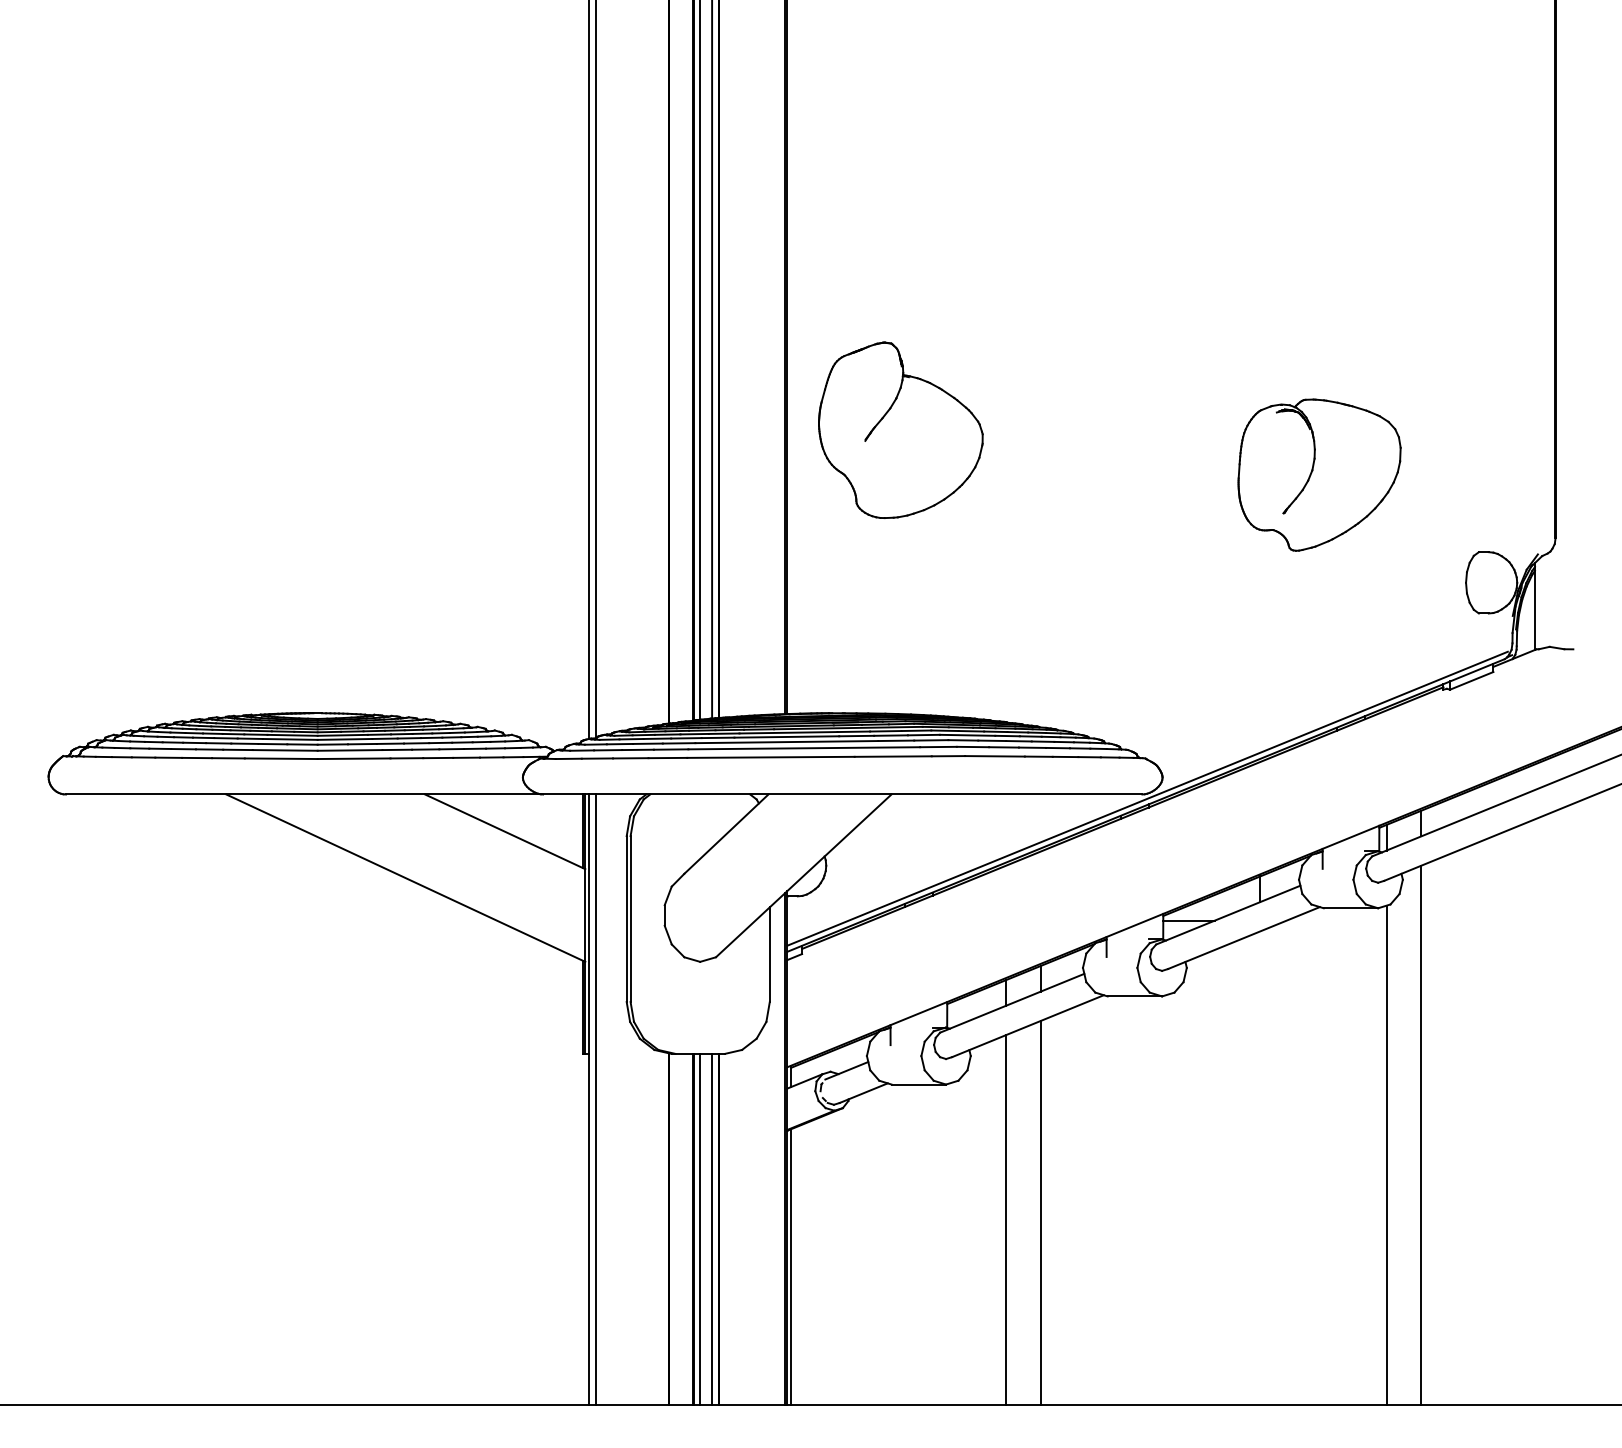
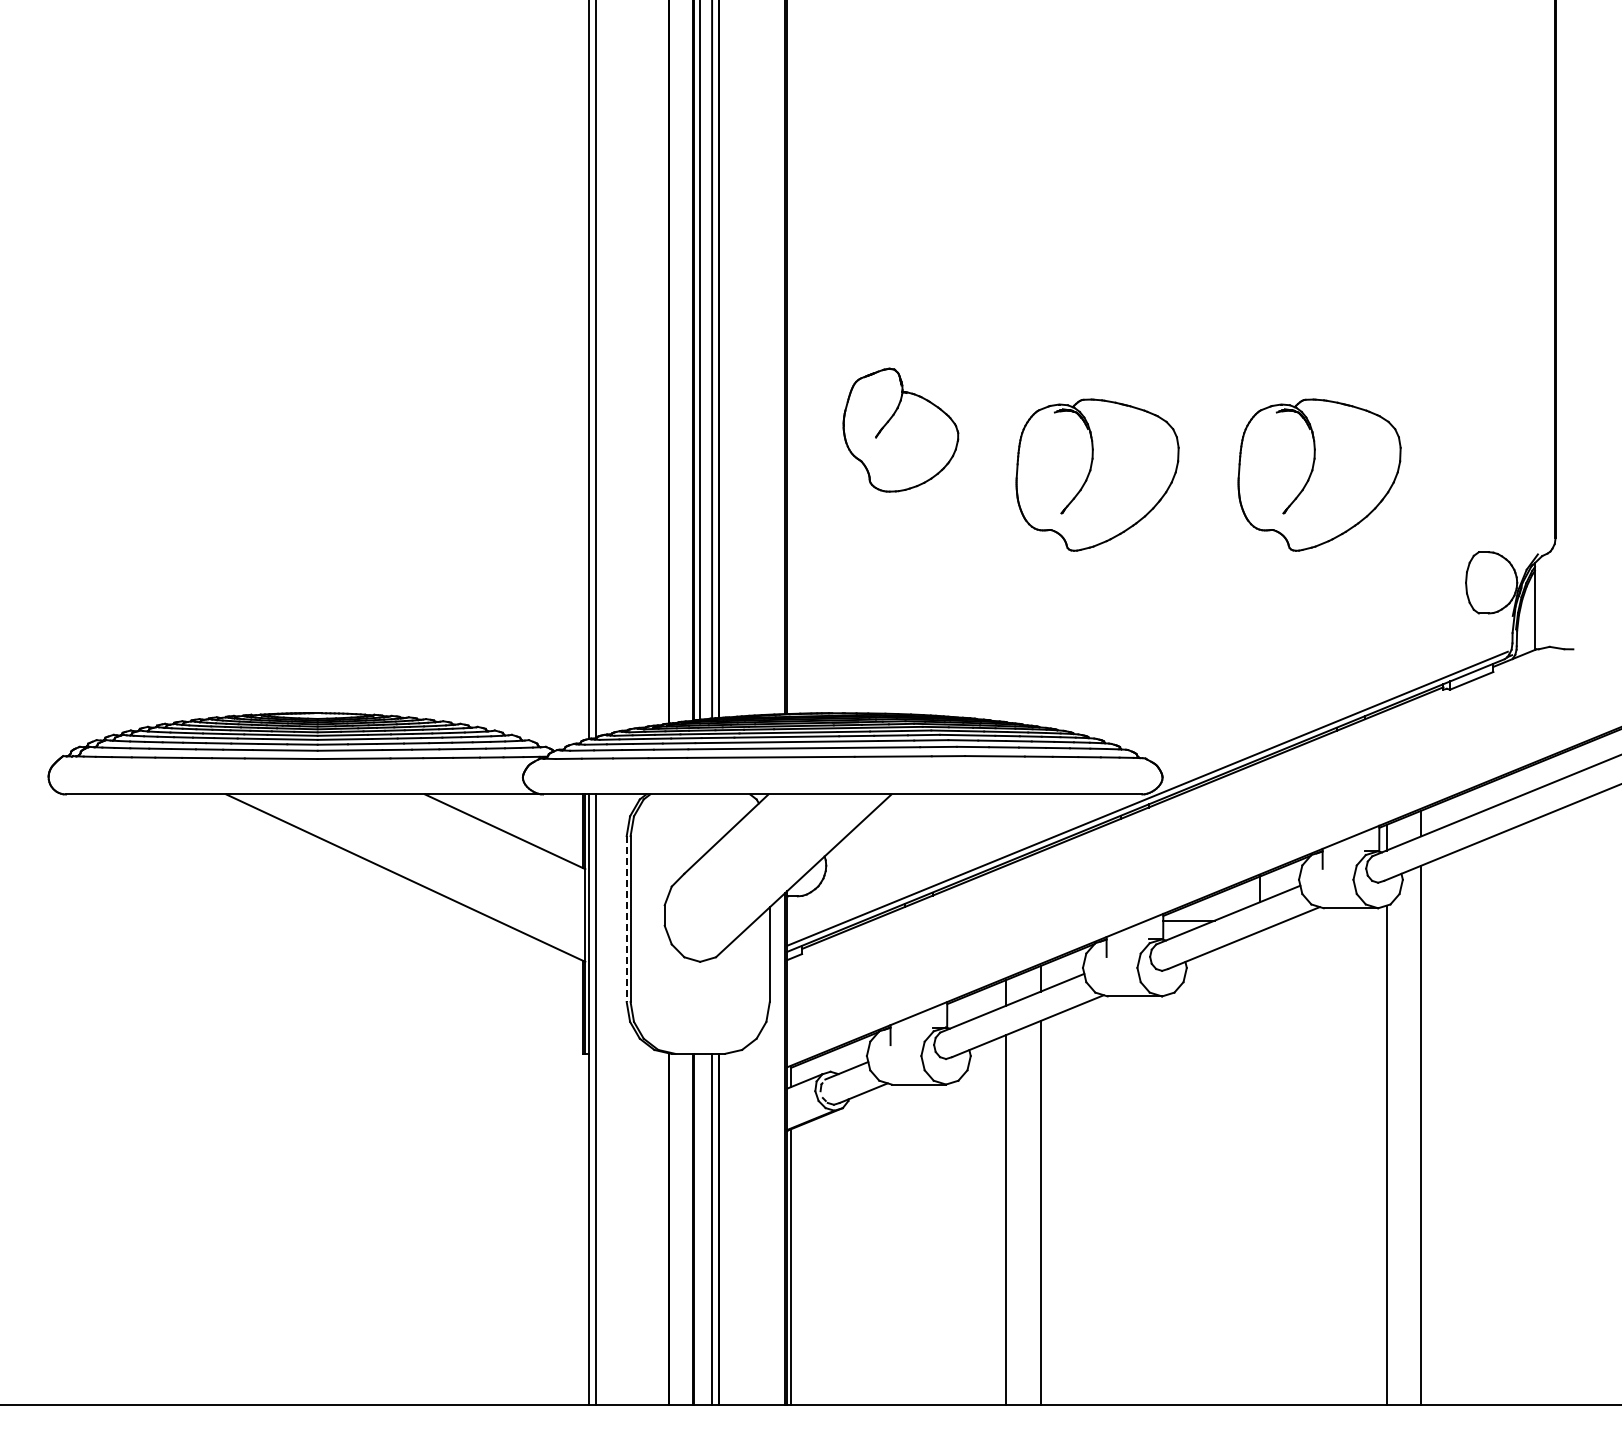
part size: 166x178 px -> 118x126 px (900, 429)
part: none -> present (1097, 474)
line: solid -> dashed (626, 919)
line: present -> none (699, 1228)
